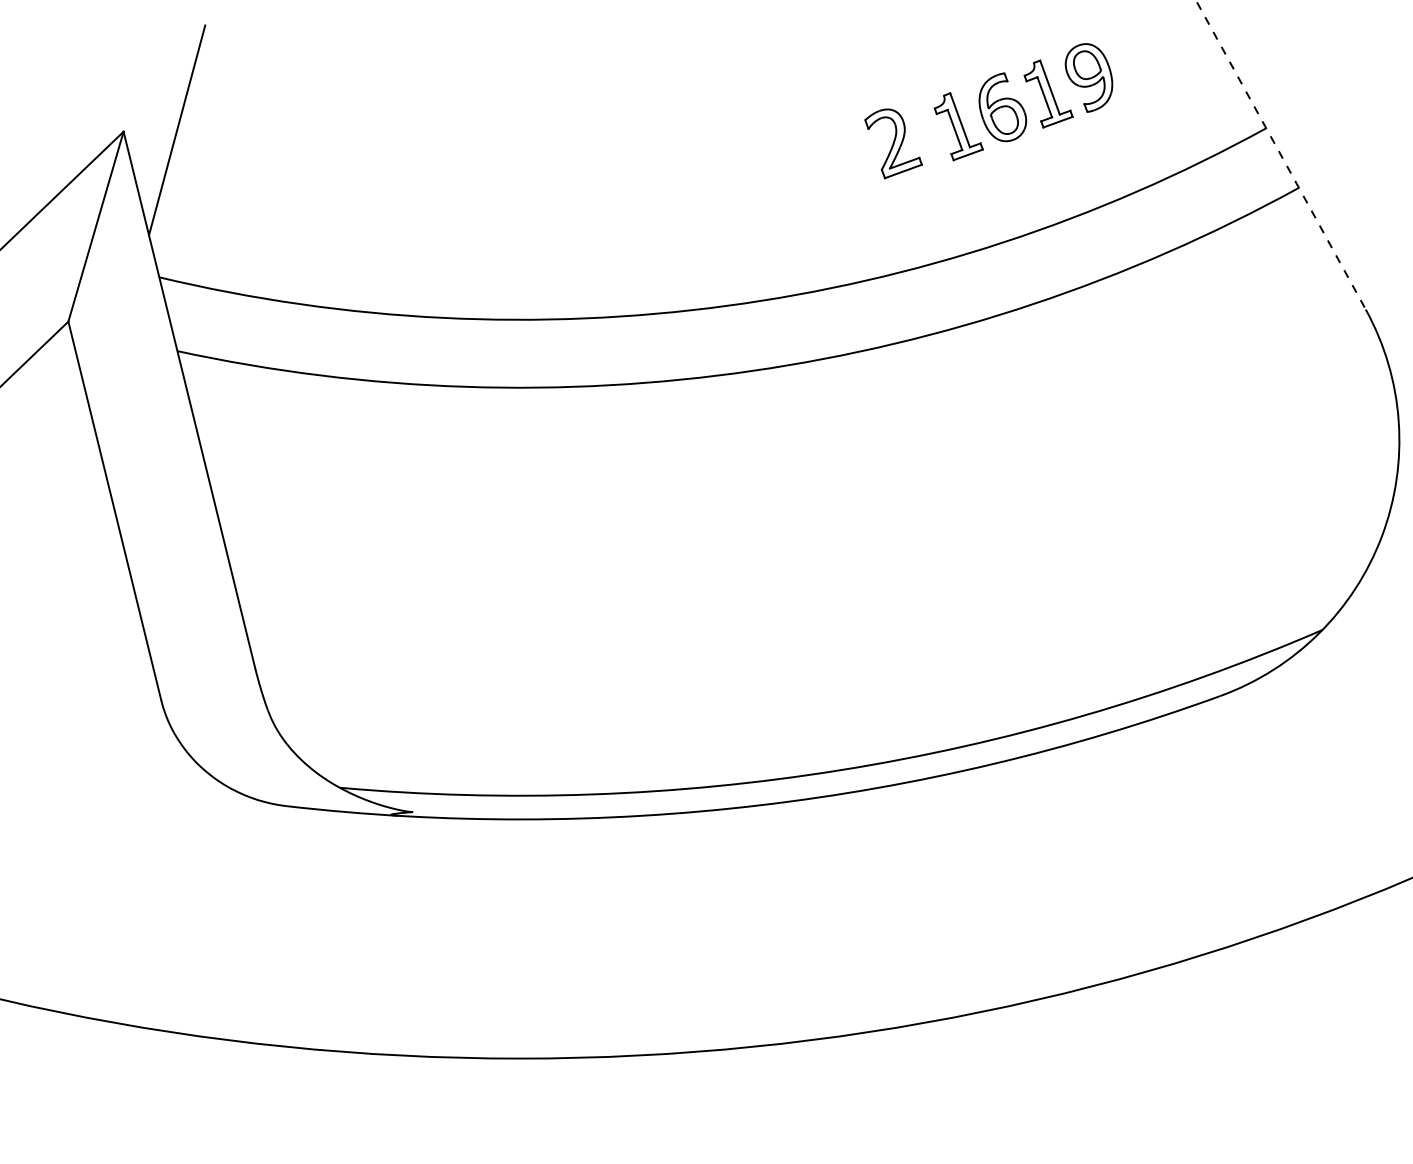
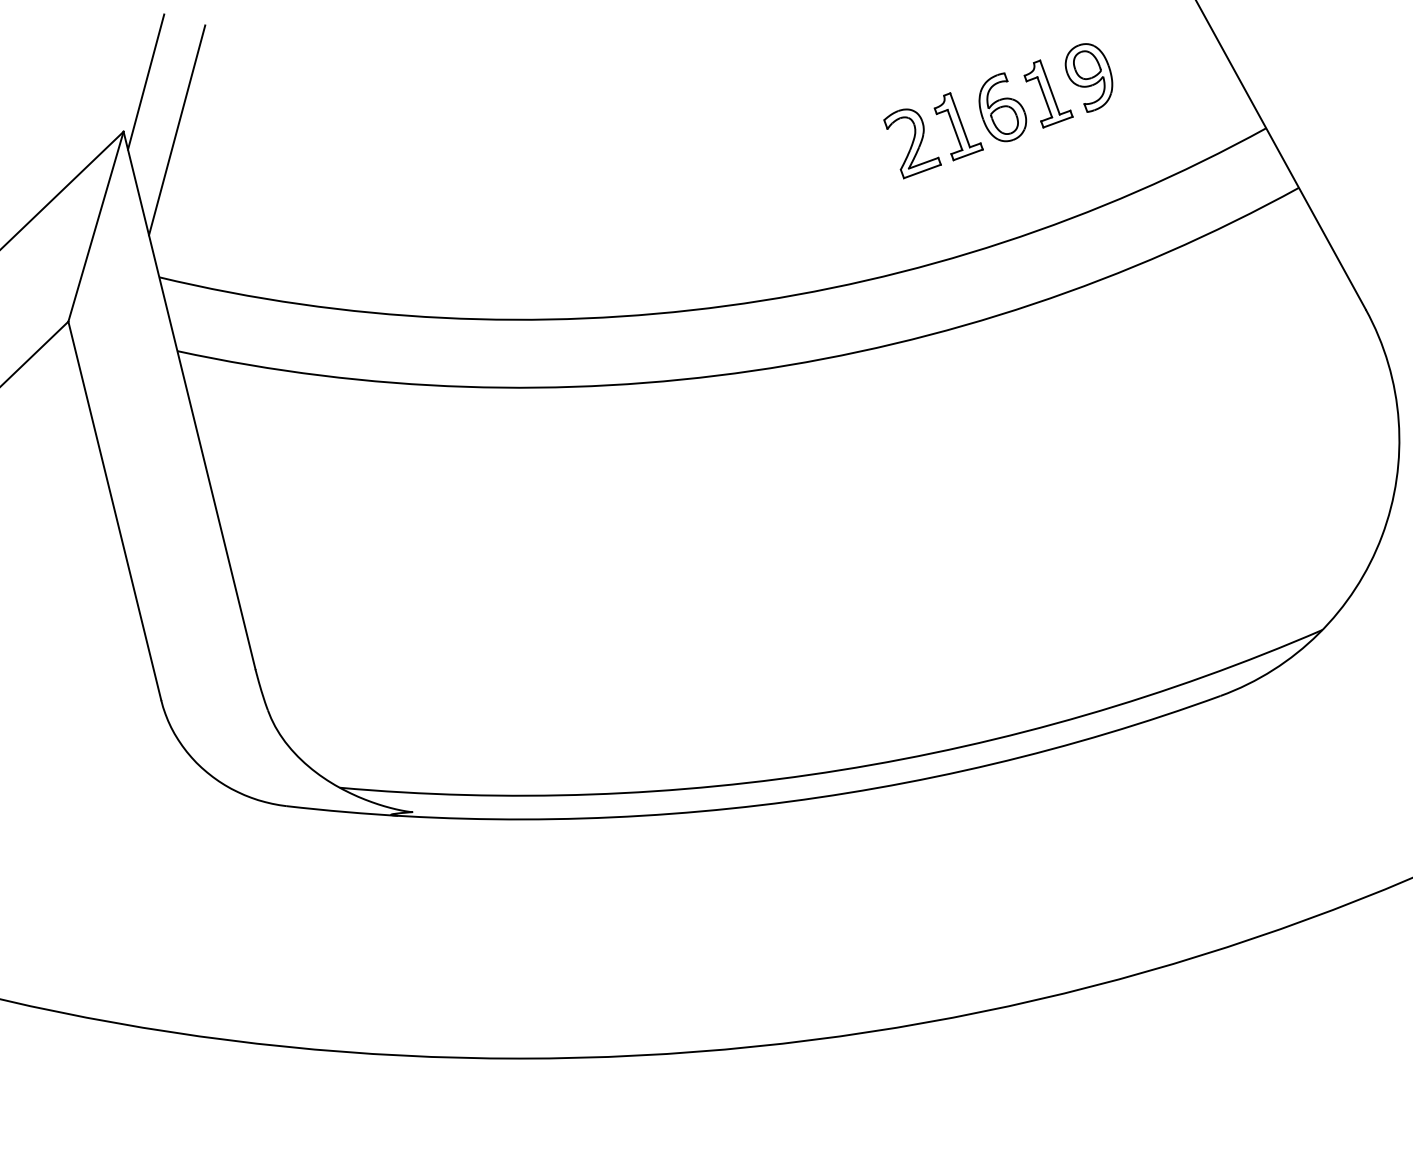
line: none -> present (146, 81)
part position: (893, 143) -> (912, 143) (912, 143)
line: dashed -> solid (1281, 155)
